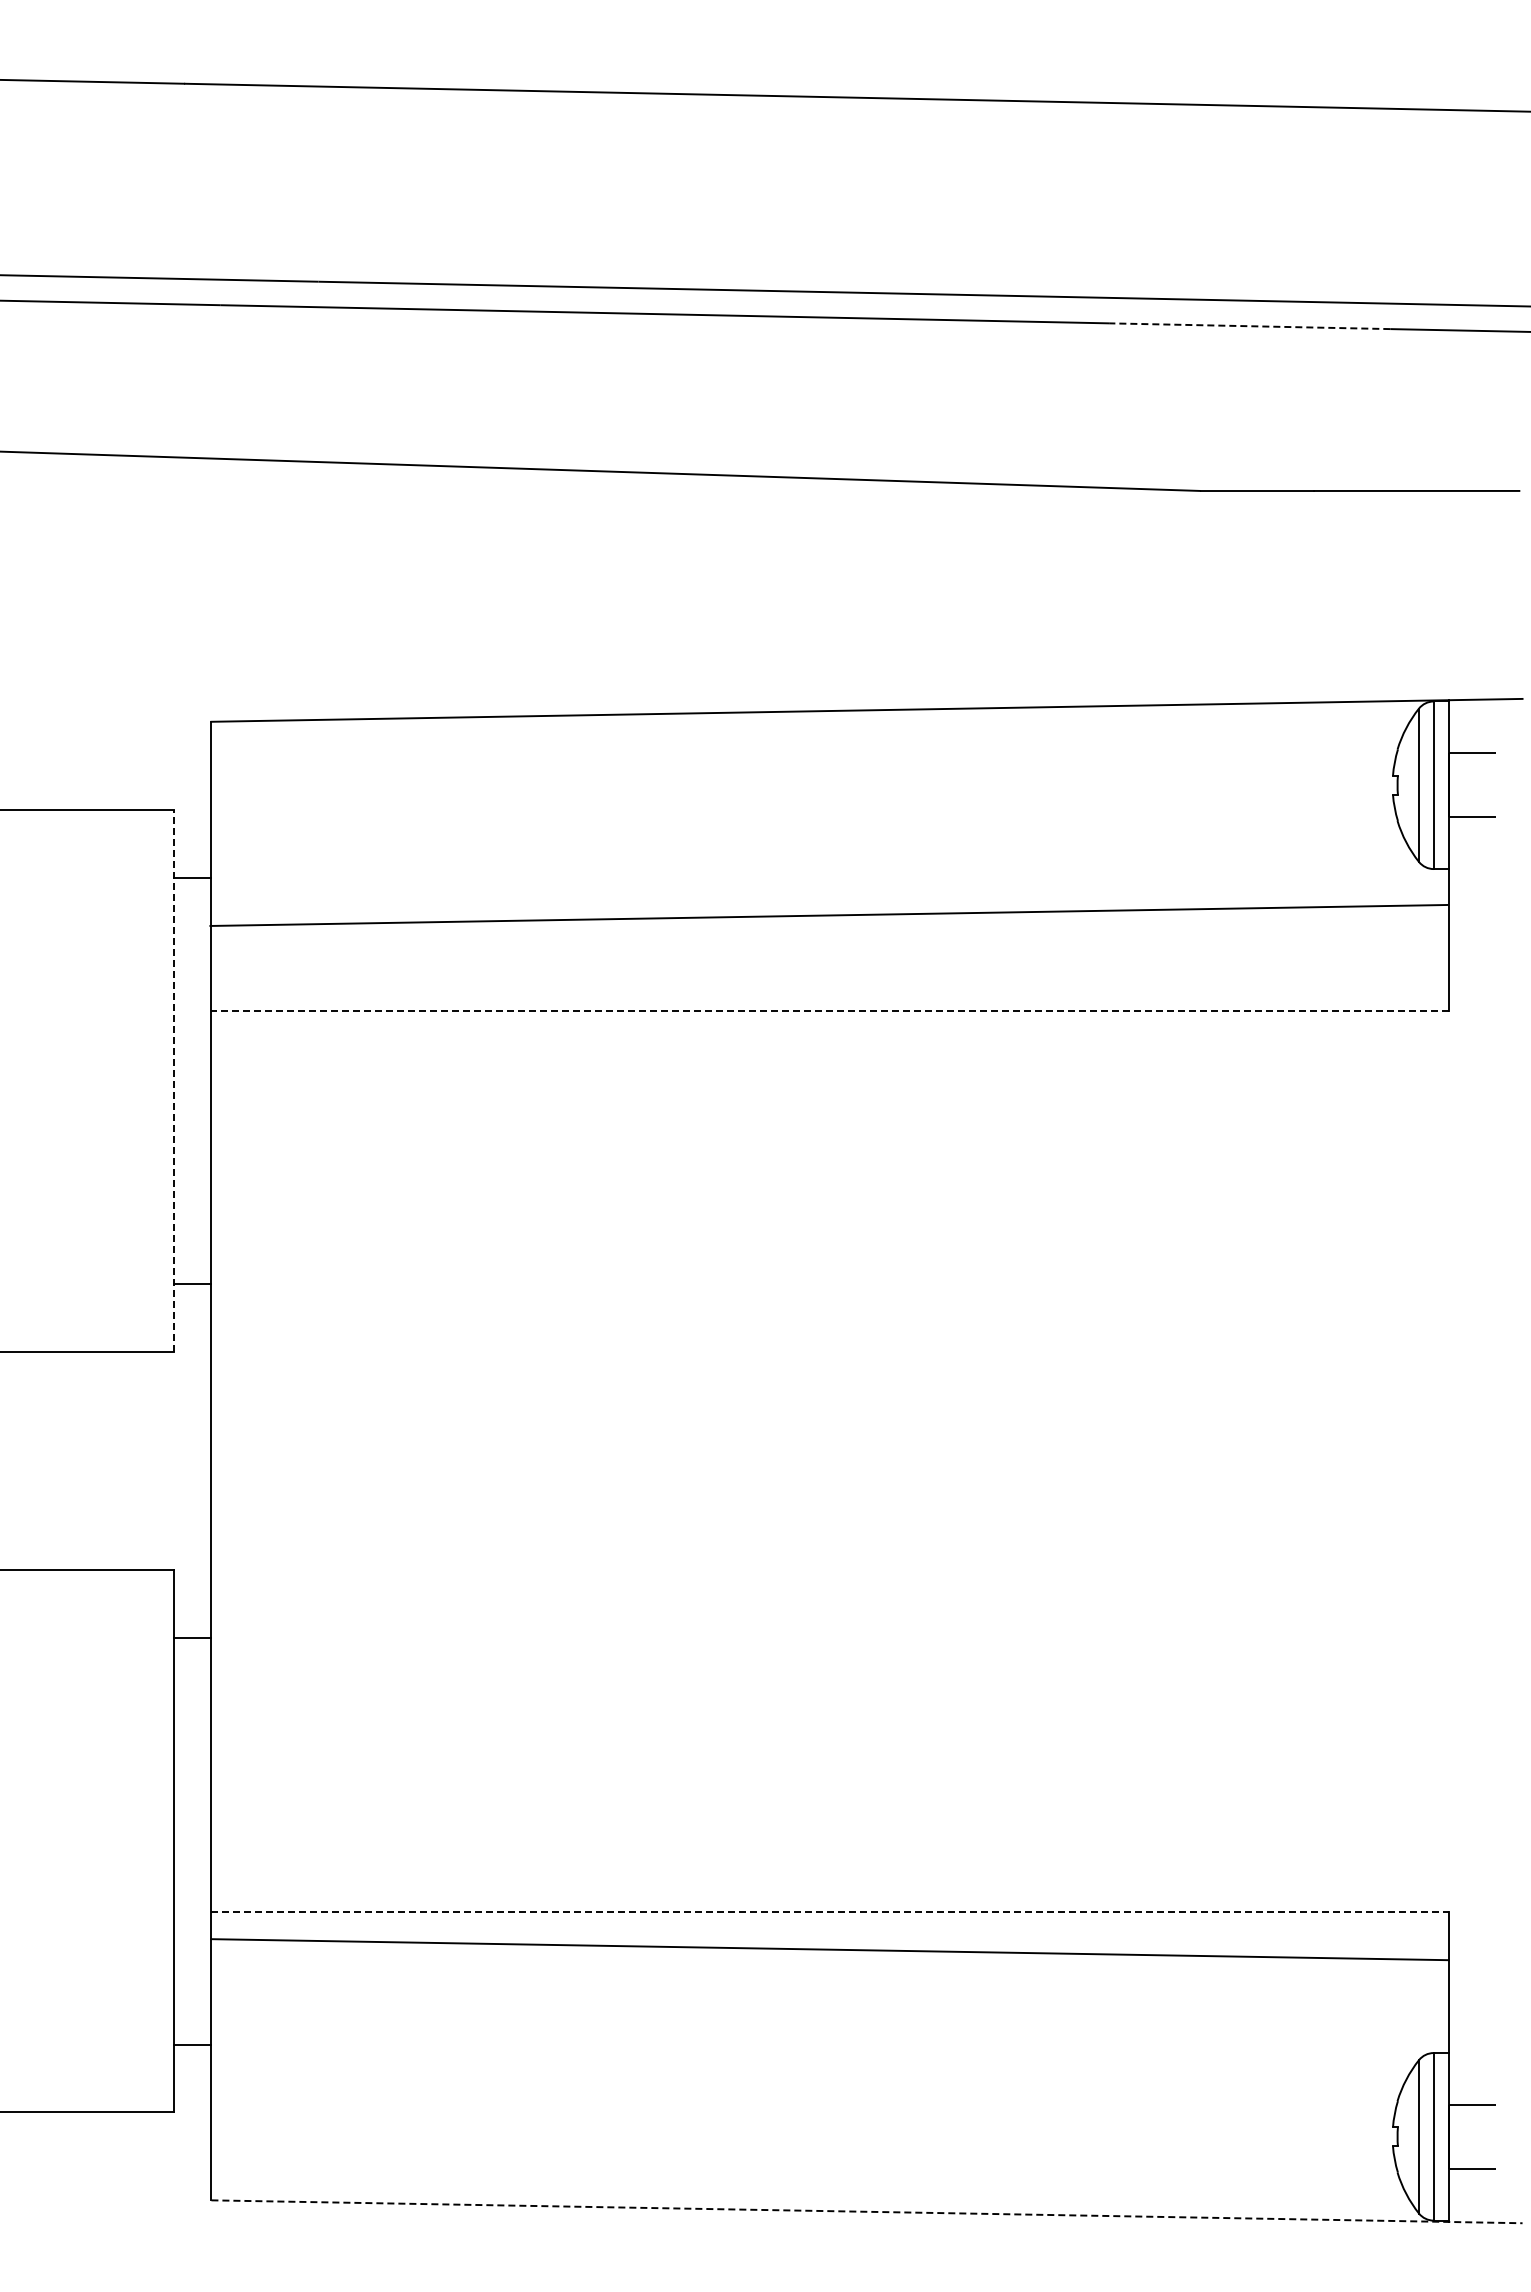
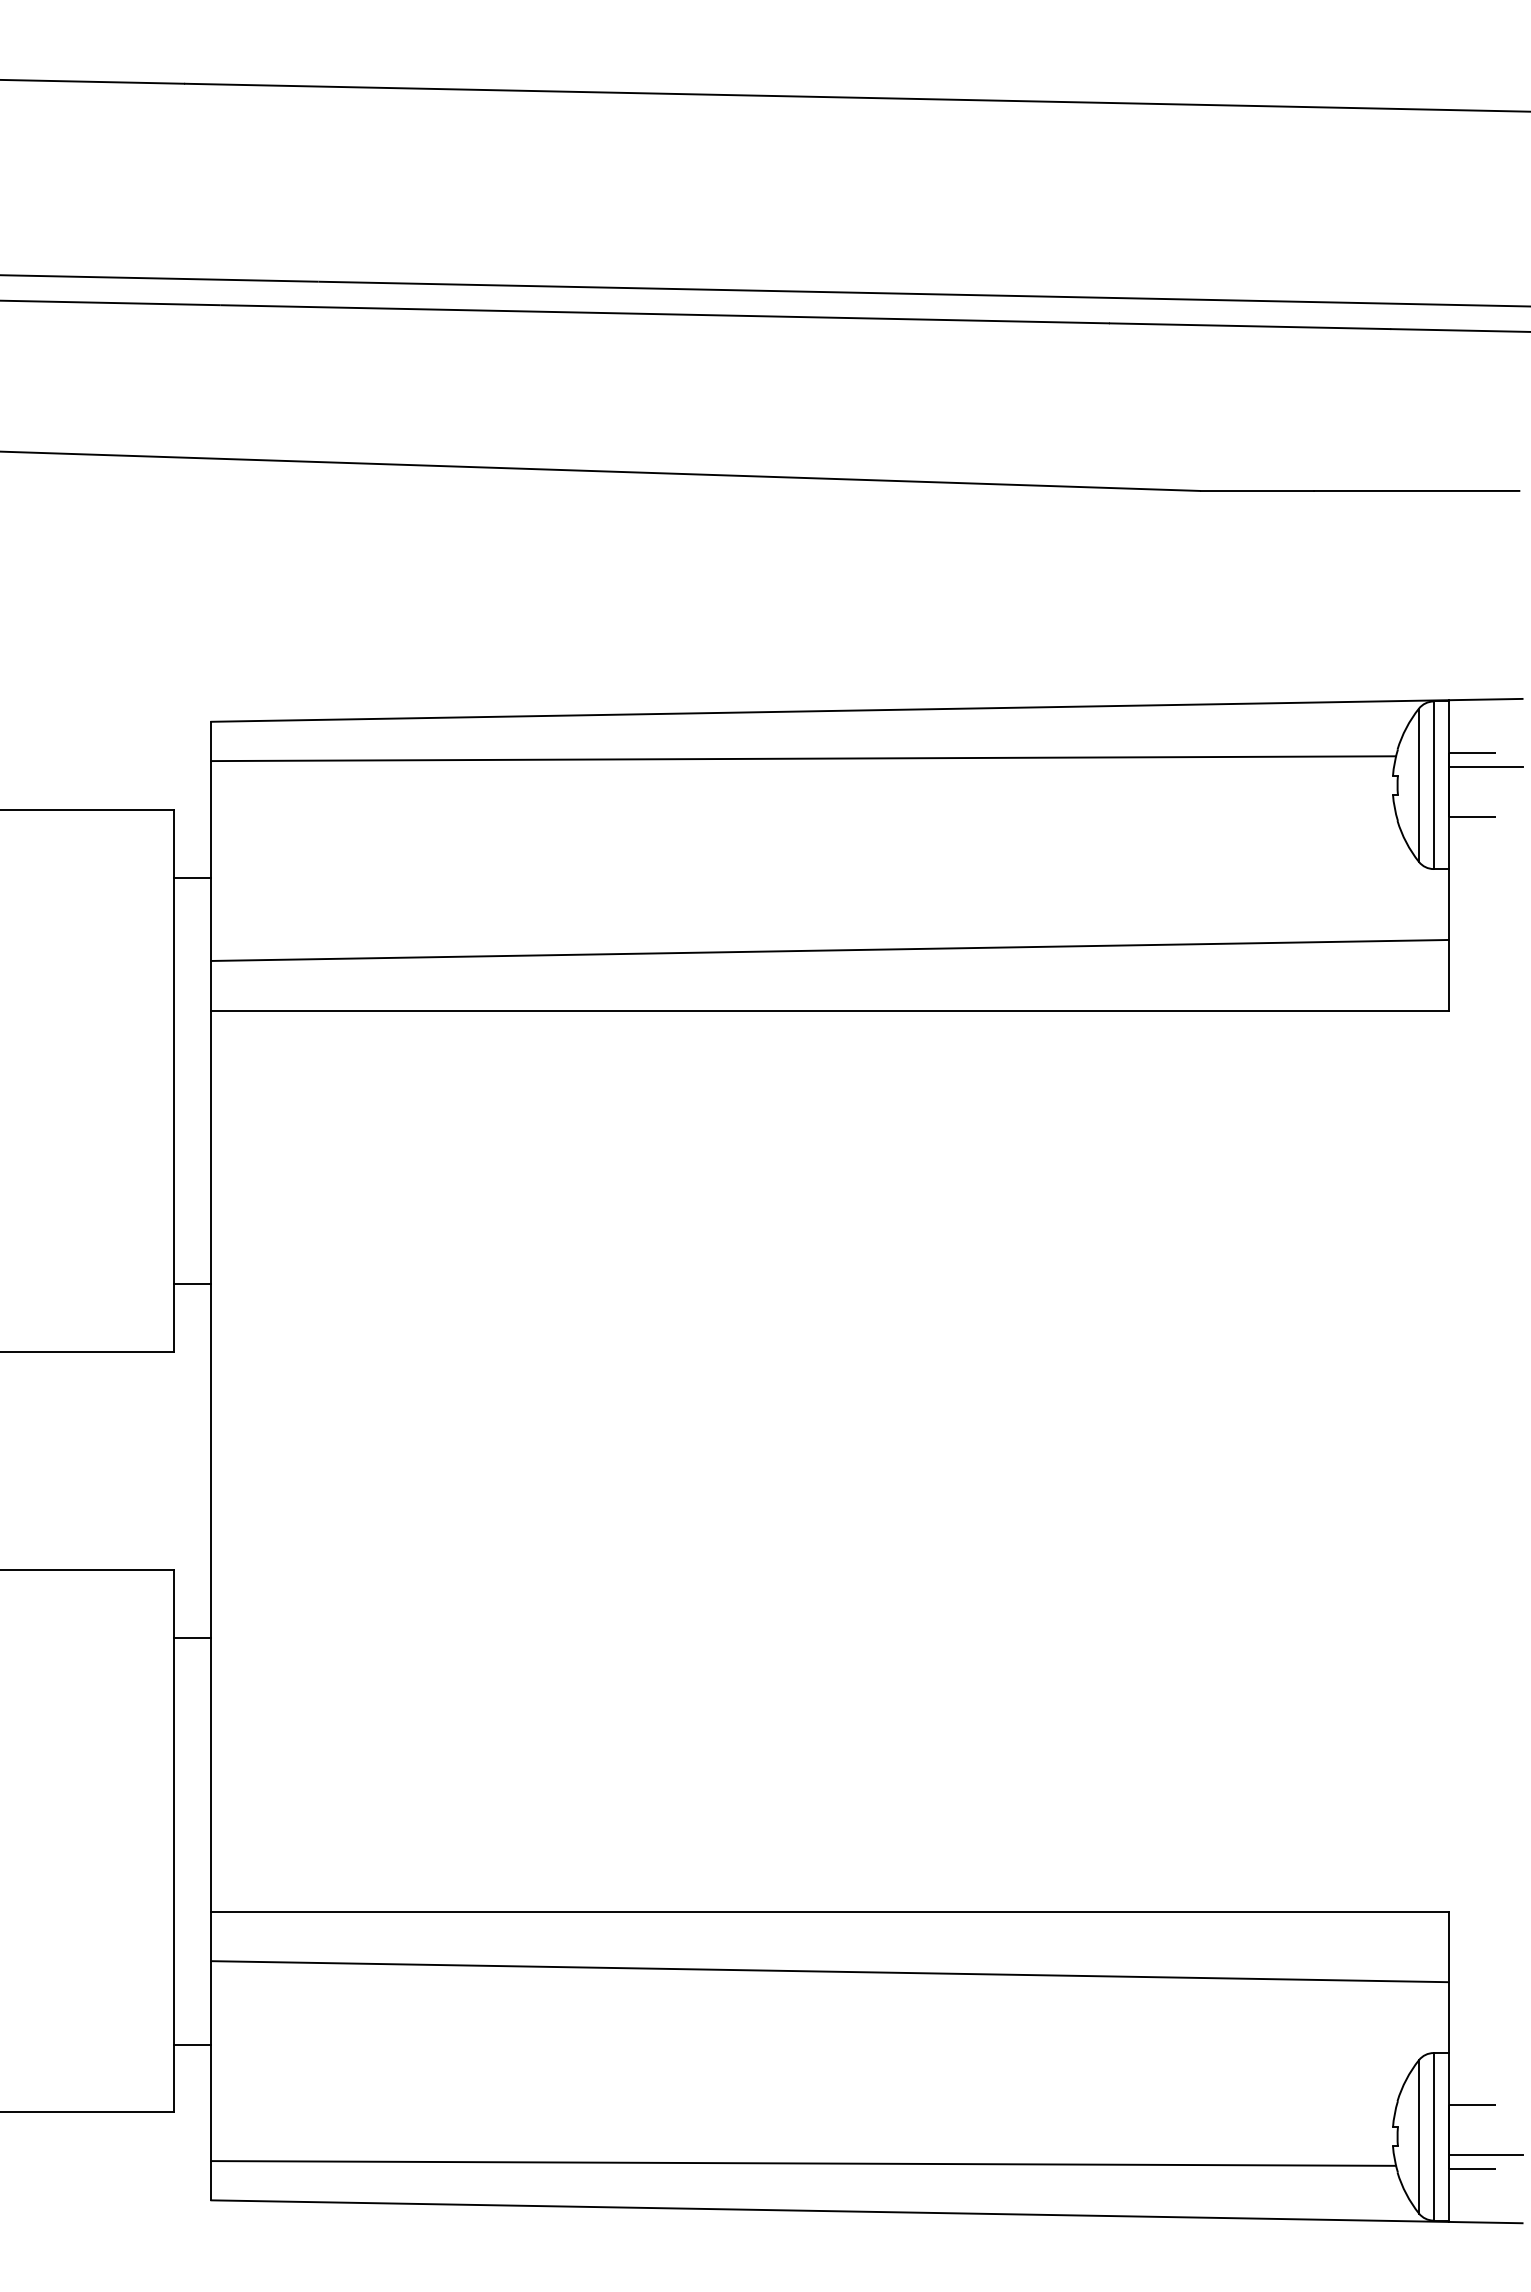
line: dashed -> solid (1249, 326)
line: none -> present (803, 758)
line: none -> present (1485, 766)
line position: (828, 914) -> (829, 949) (829, 949)
line: dashed -> solid (830, 1010)
line: dashed -> solid (174, 1080)
line: dashed -> solid (830, 1911)
line position: (829, 1949) -> (829, 1971) (829, 1971)
line: none -> present (1485, 2155)
line: none -> present (803, 2163)
line: dashed -> solid (866, 2211)
